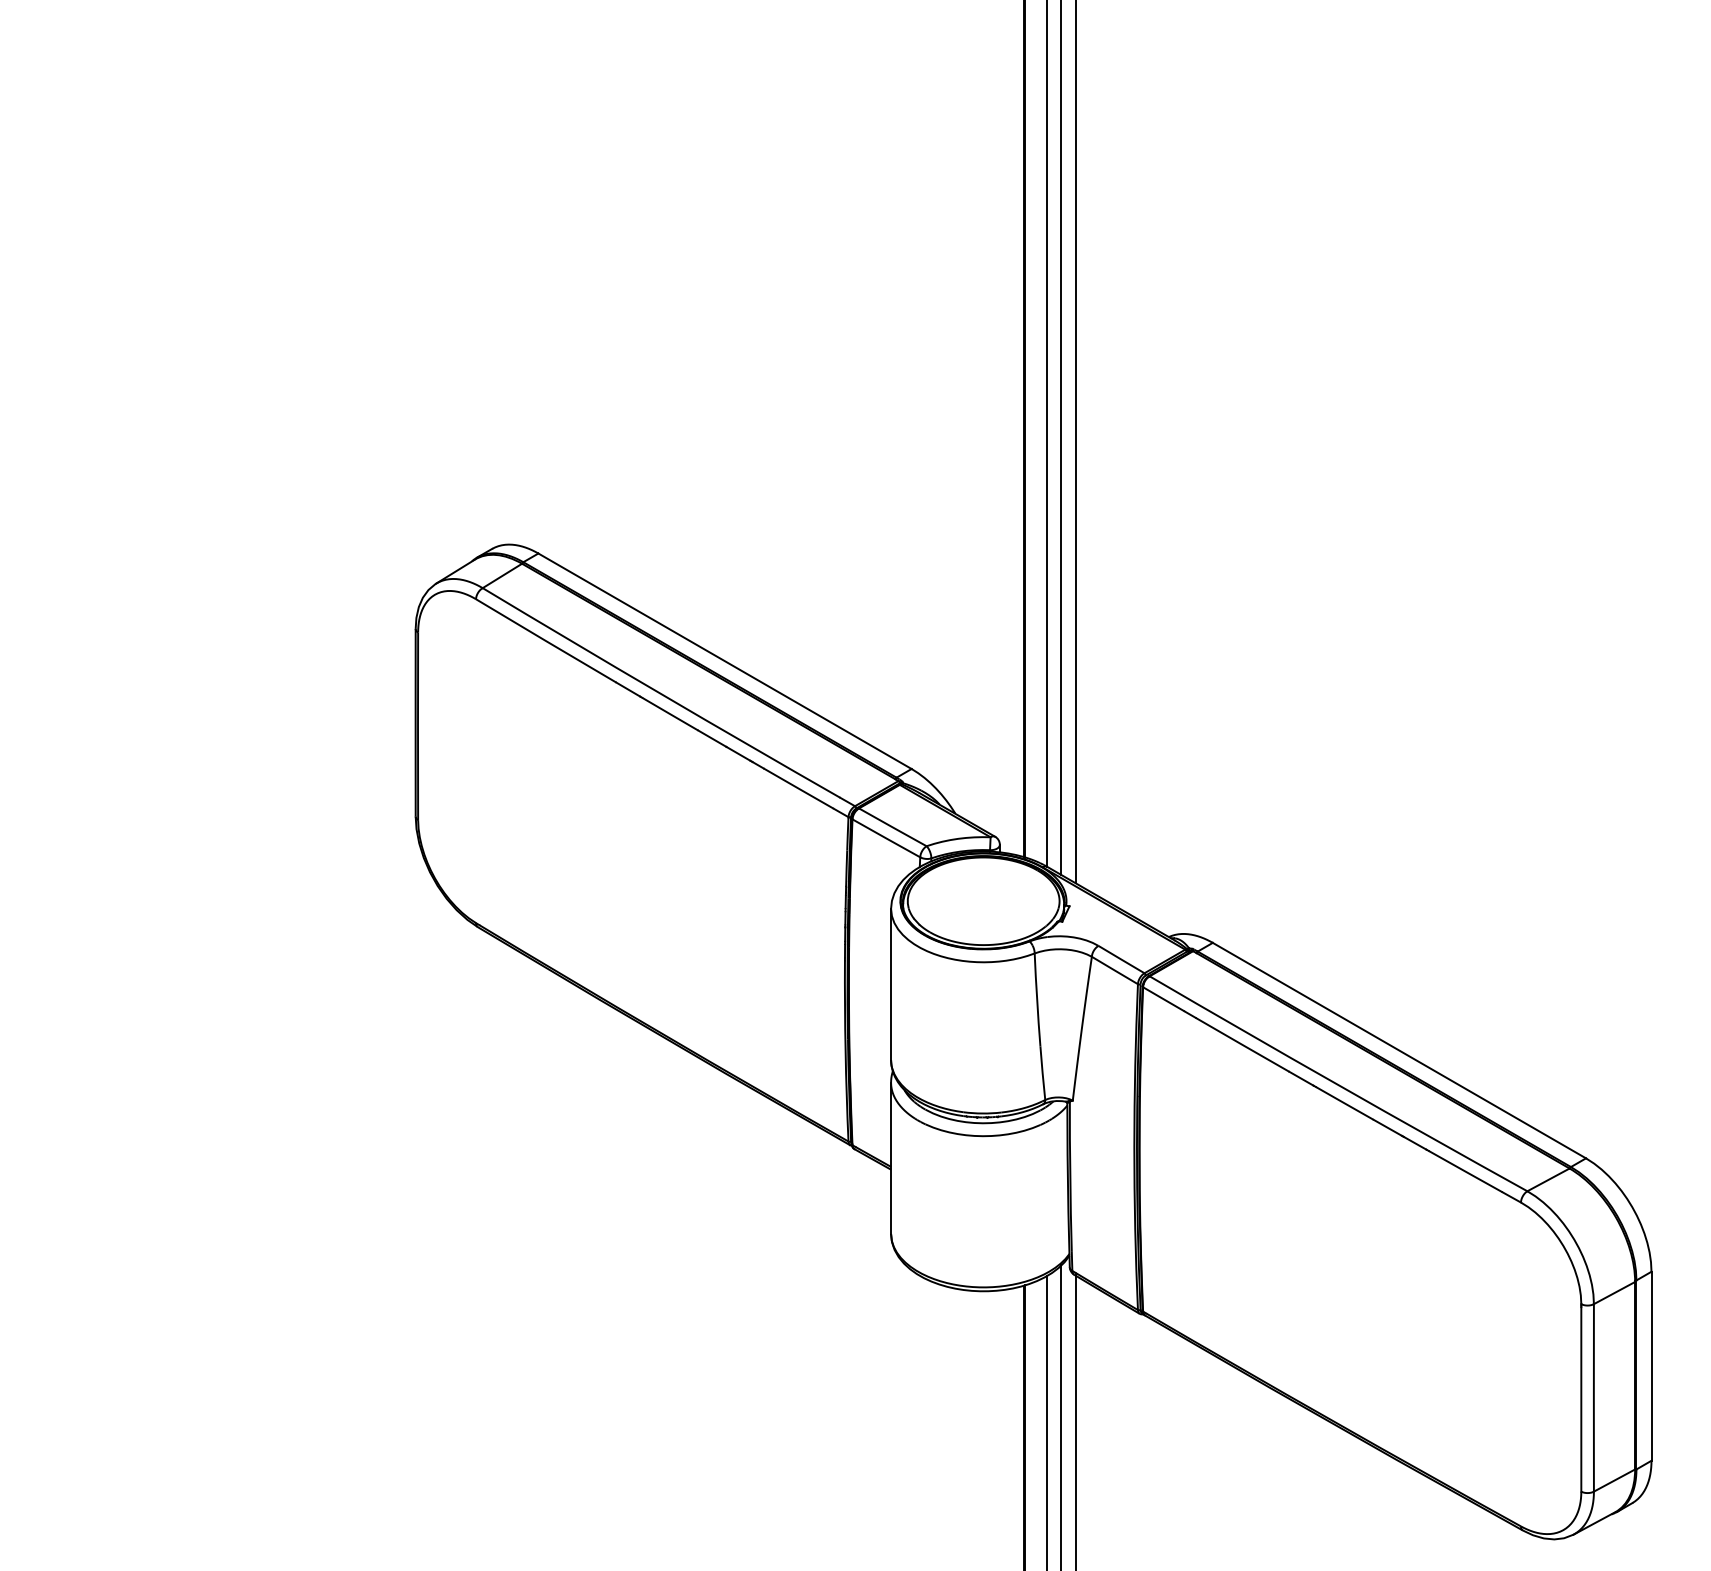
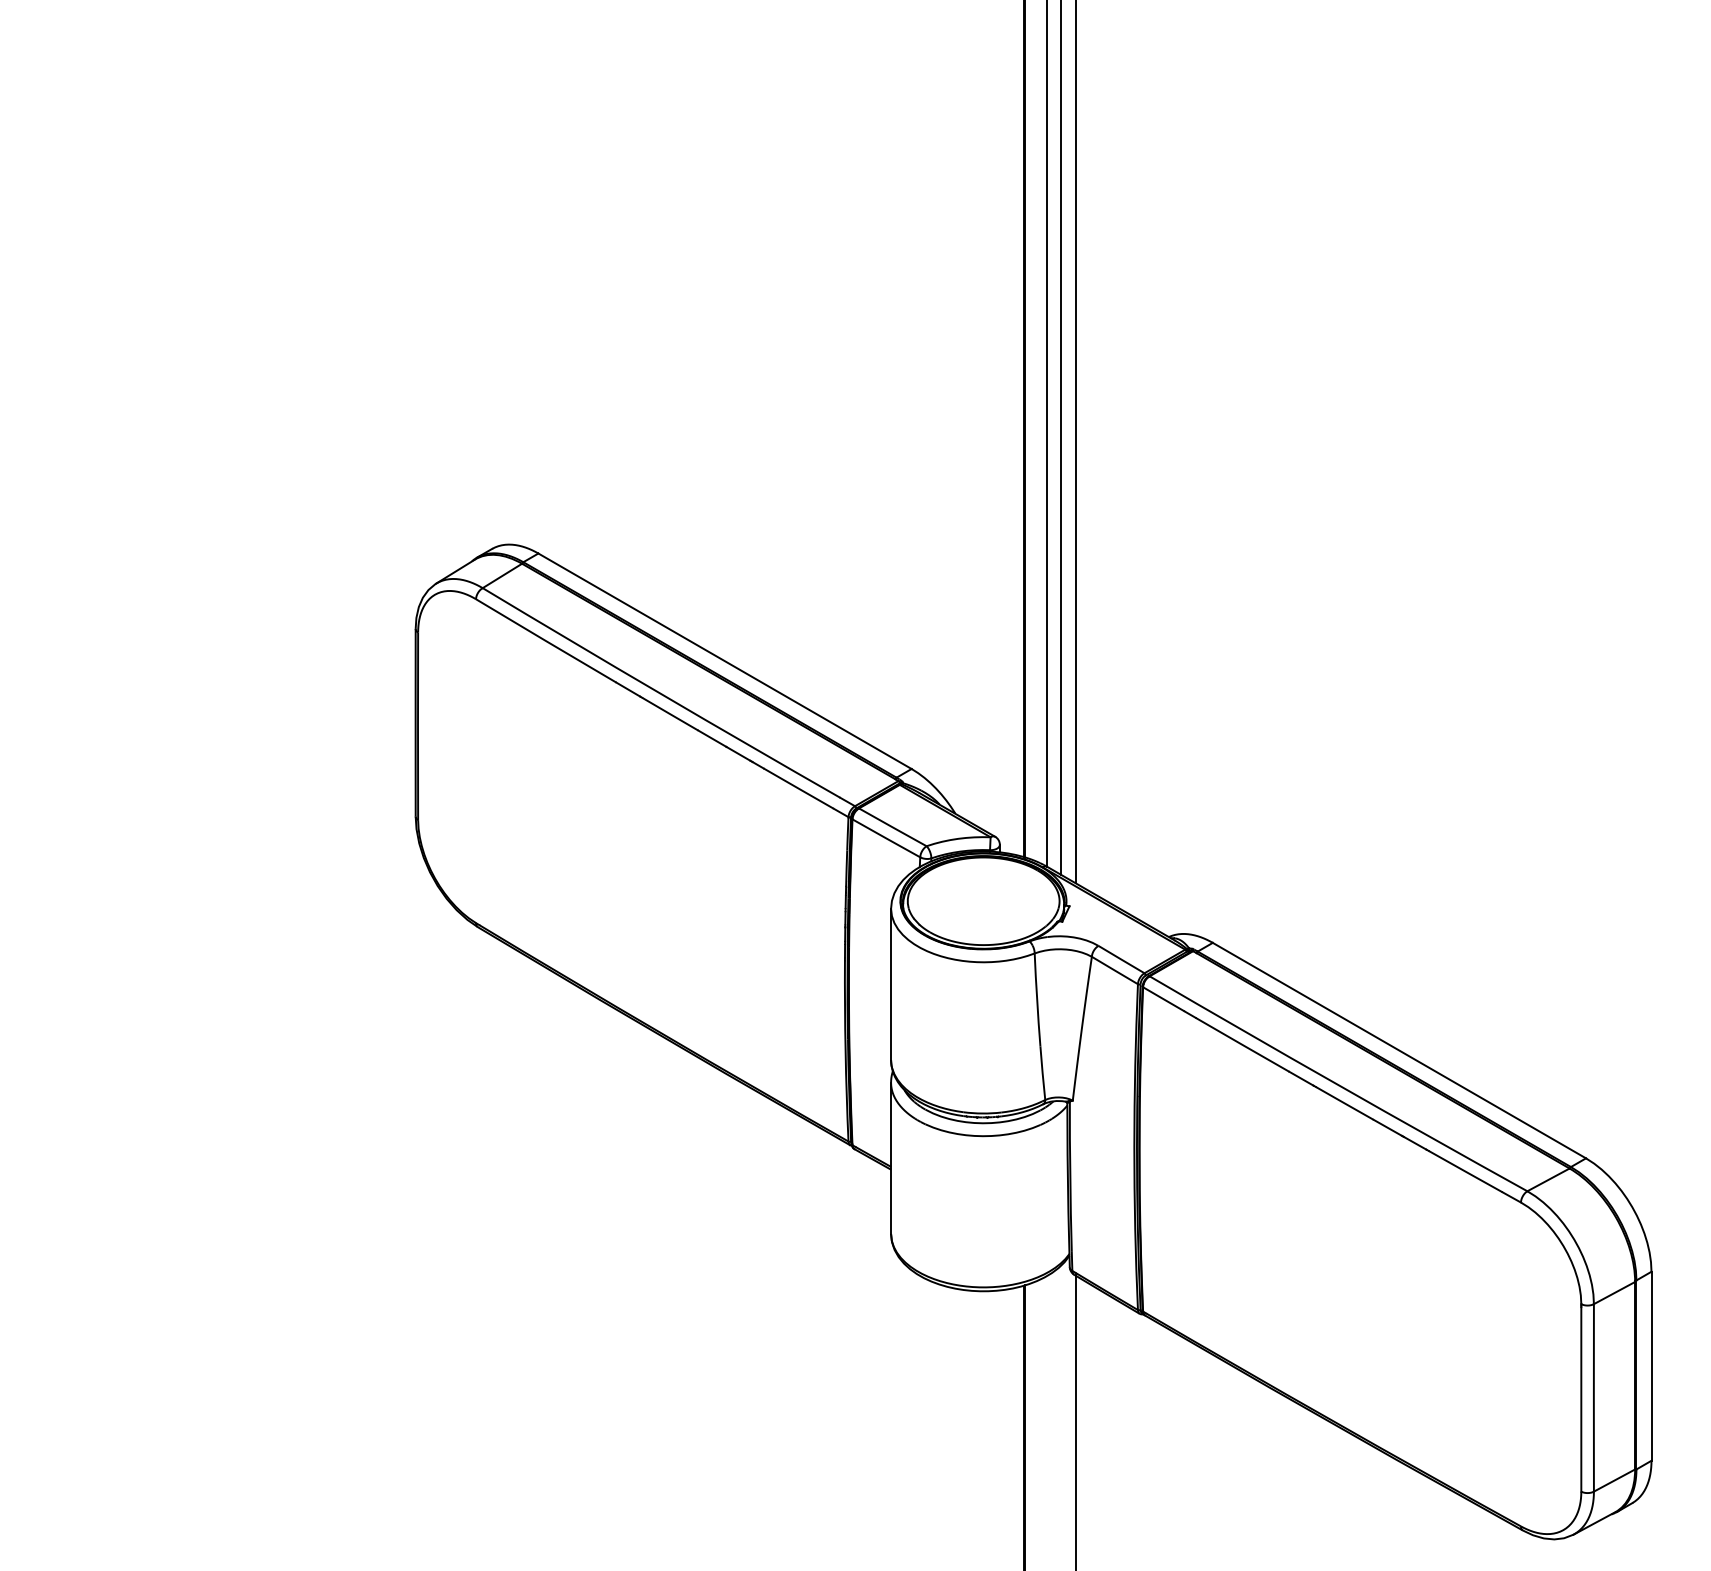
line: present -> none (1061, 1416)
line: present -> none (1047, 1421)
